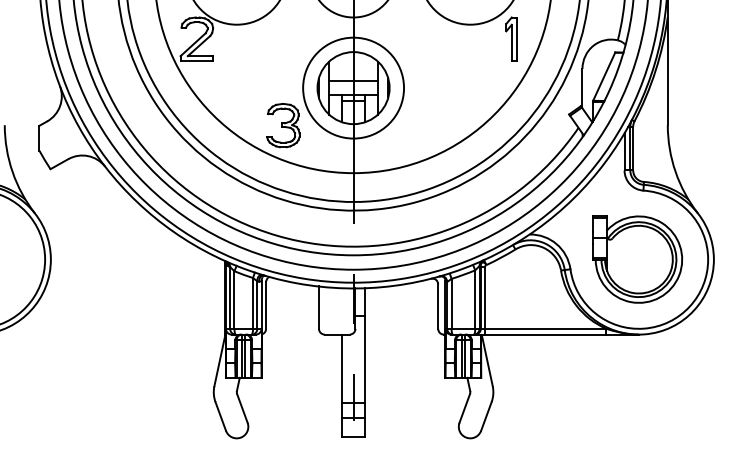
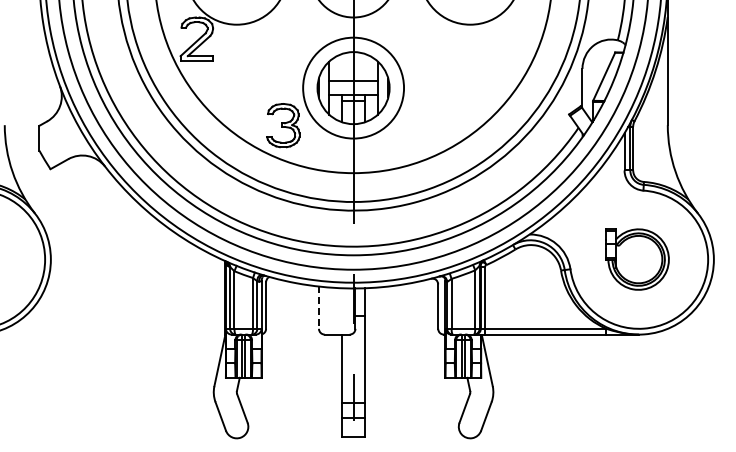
part: present -> none (511, 38)
part size: 92x89 px -> 65x63 px (637, 259)
line: solid -> dashed (318, 308)
